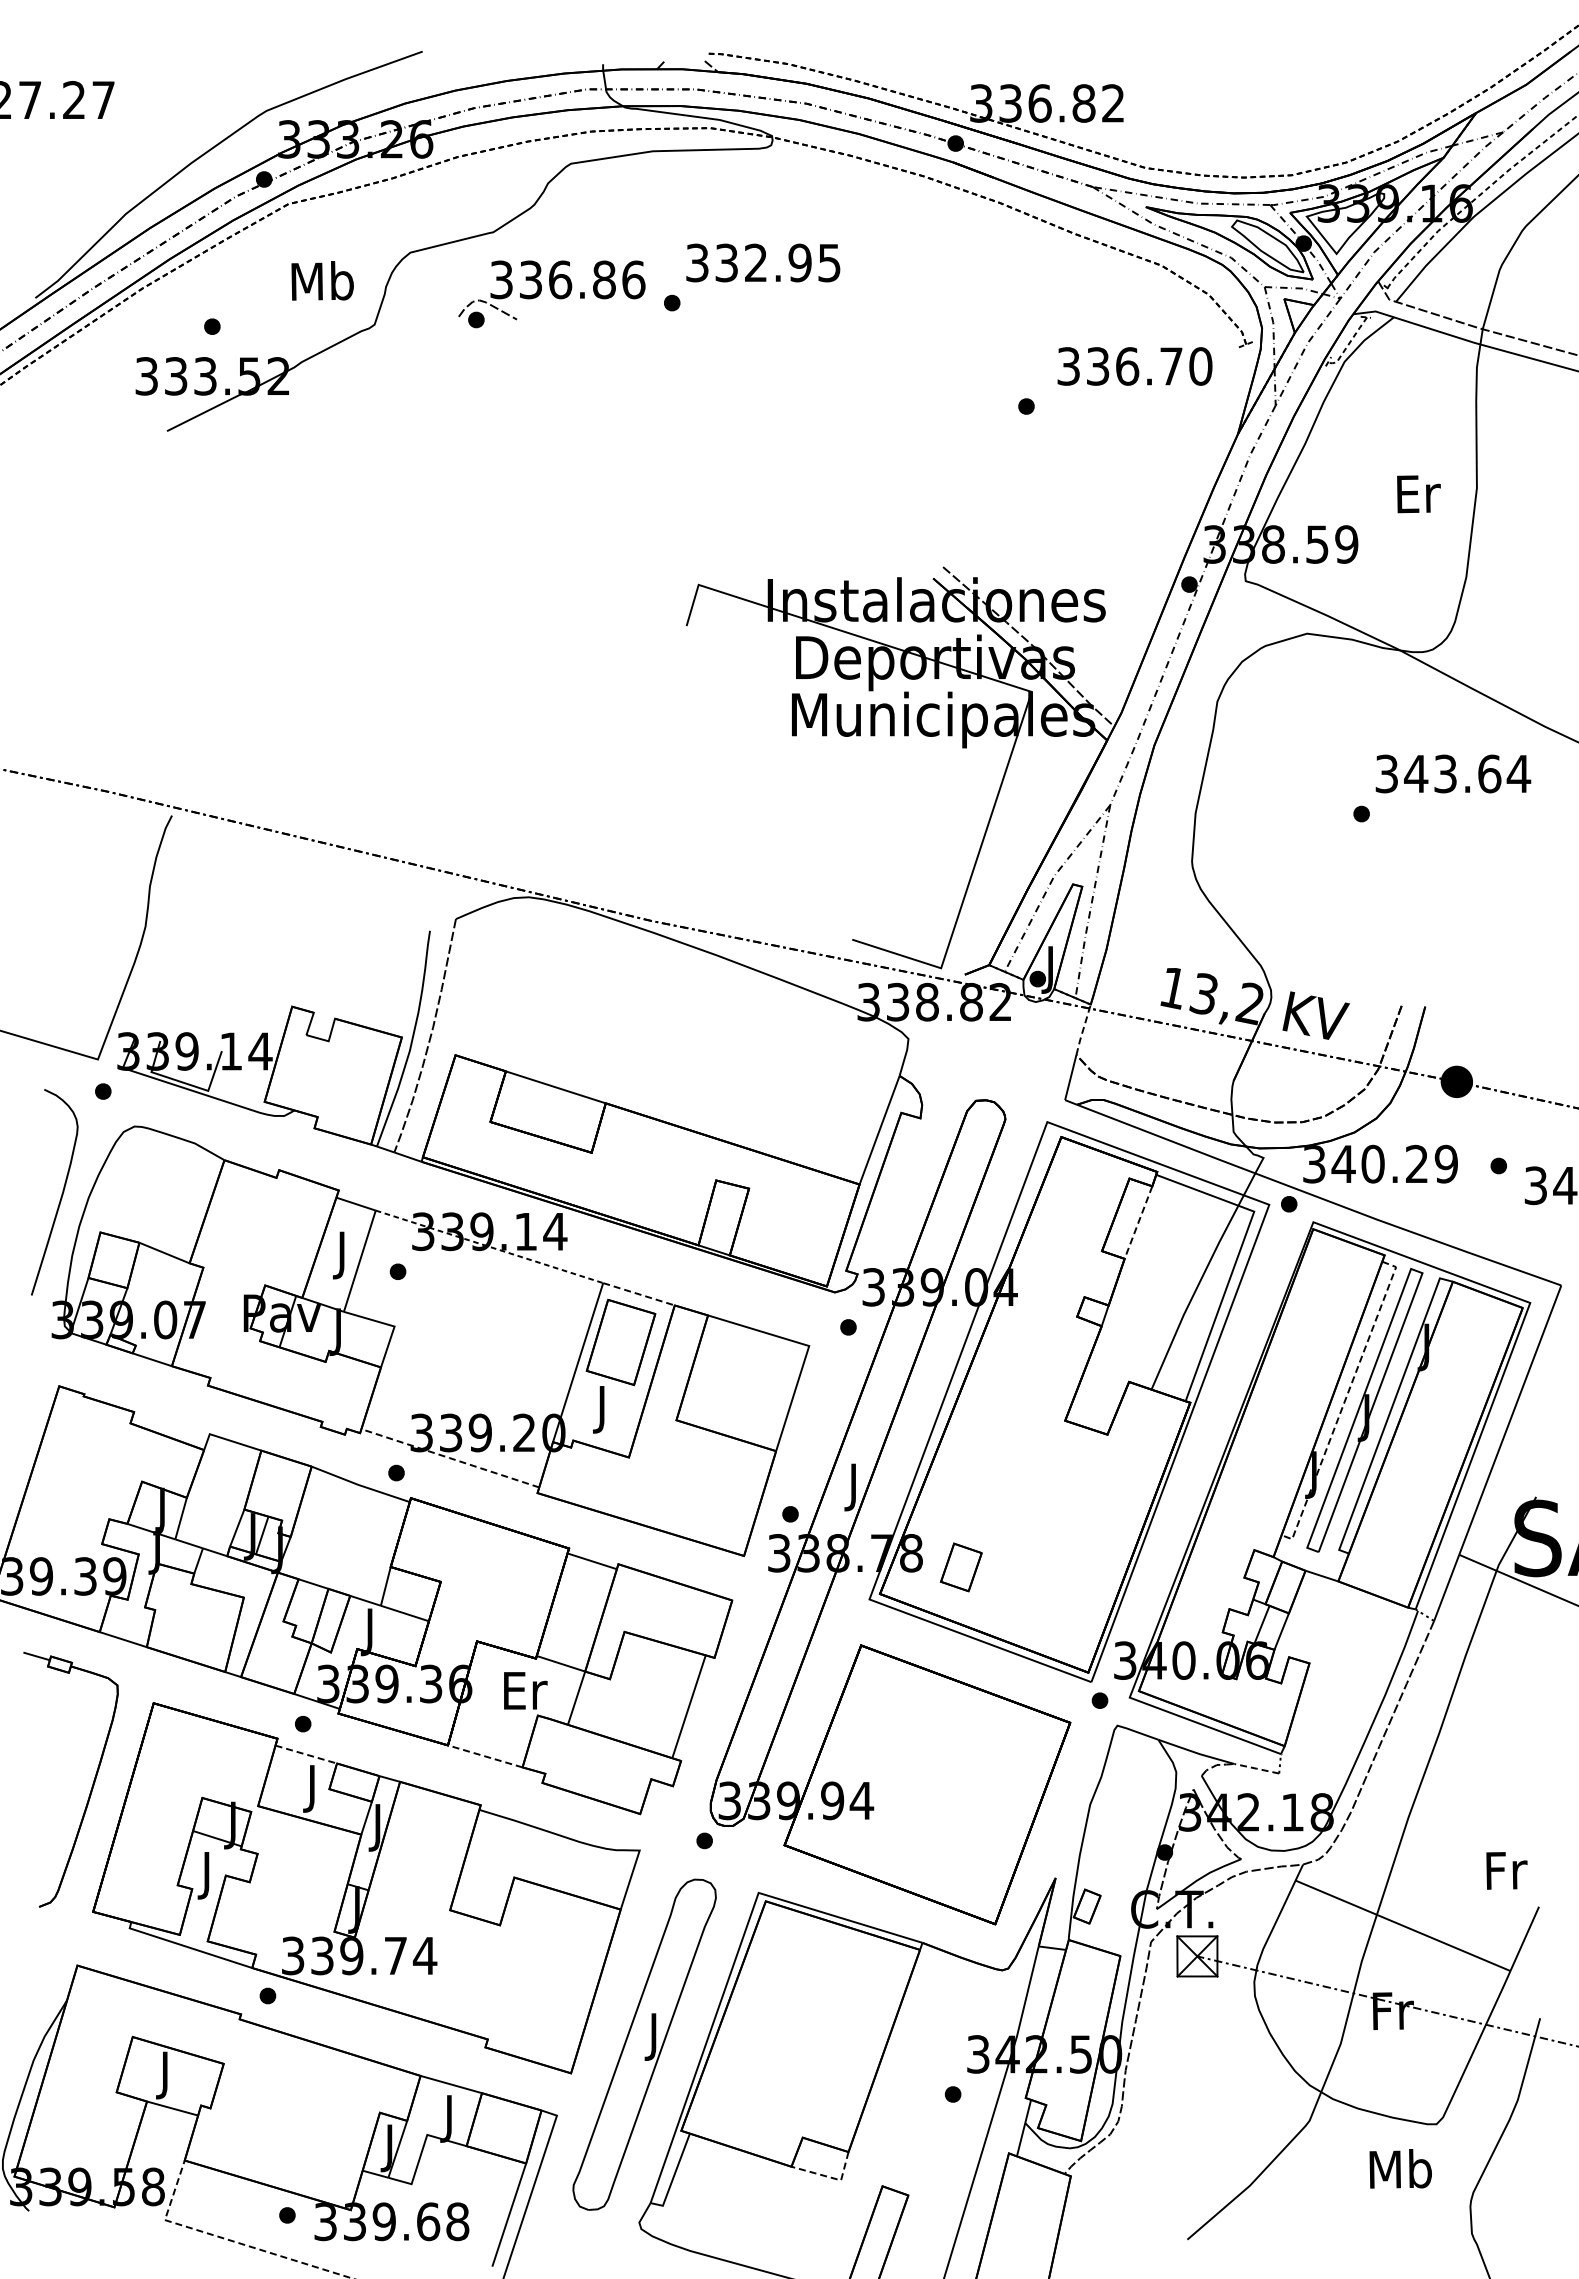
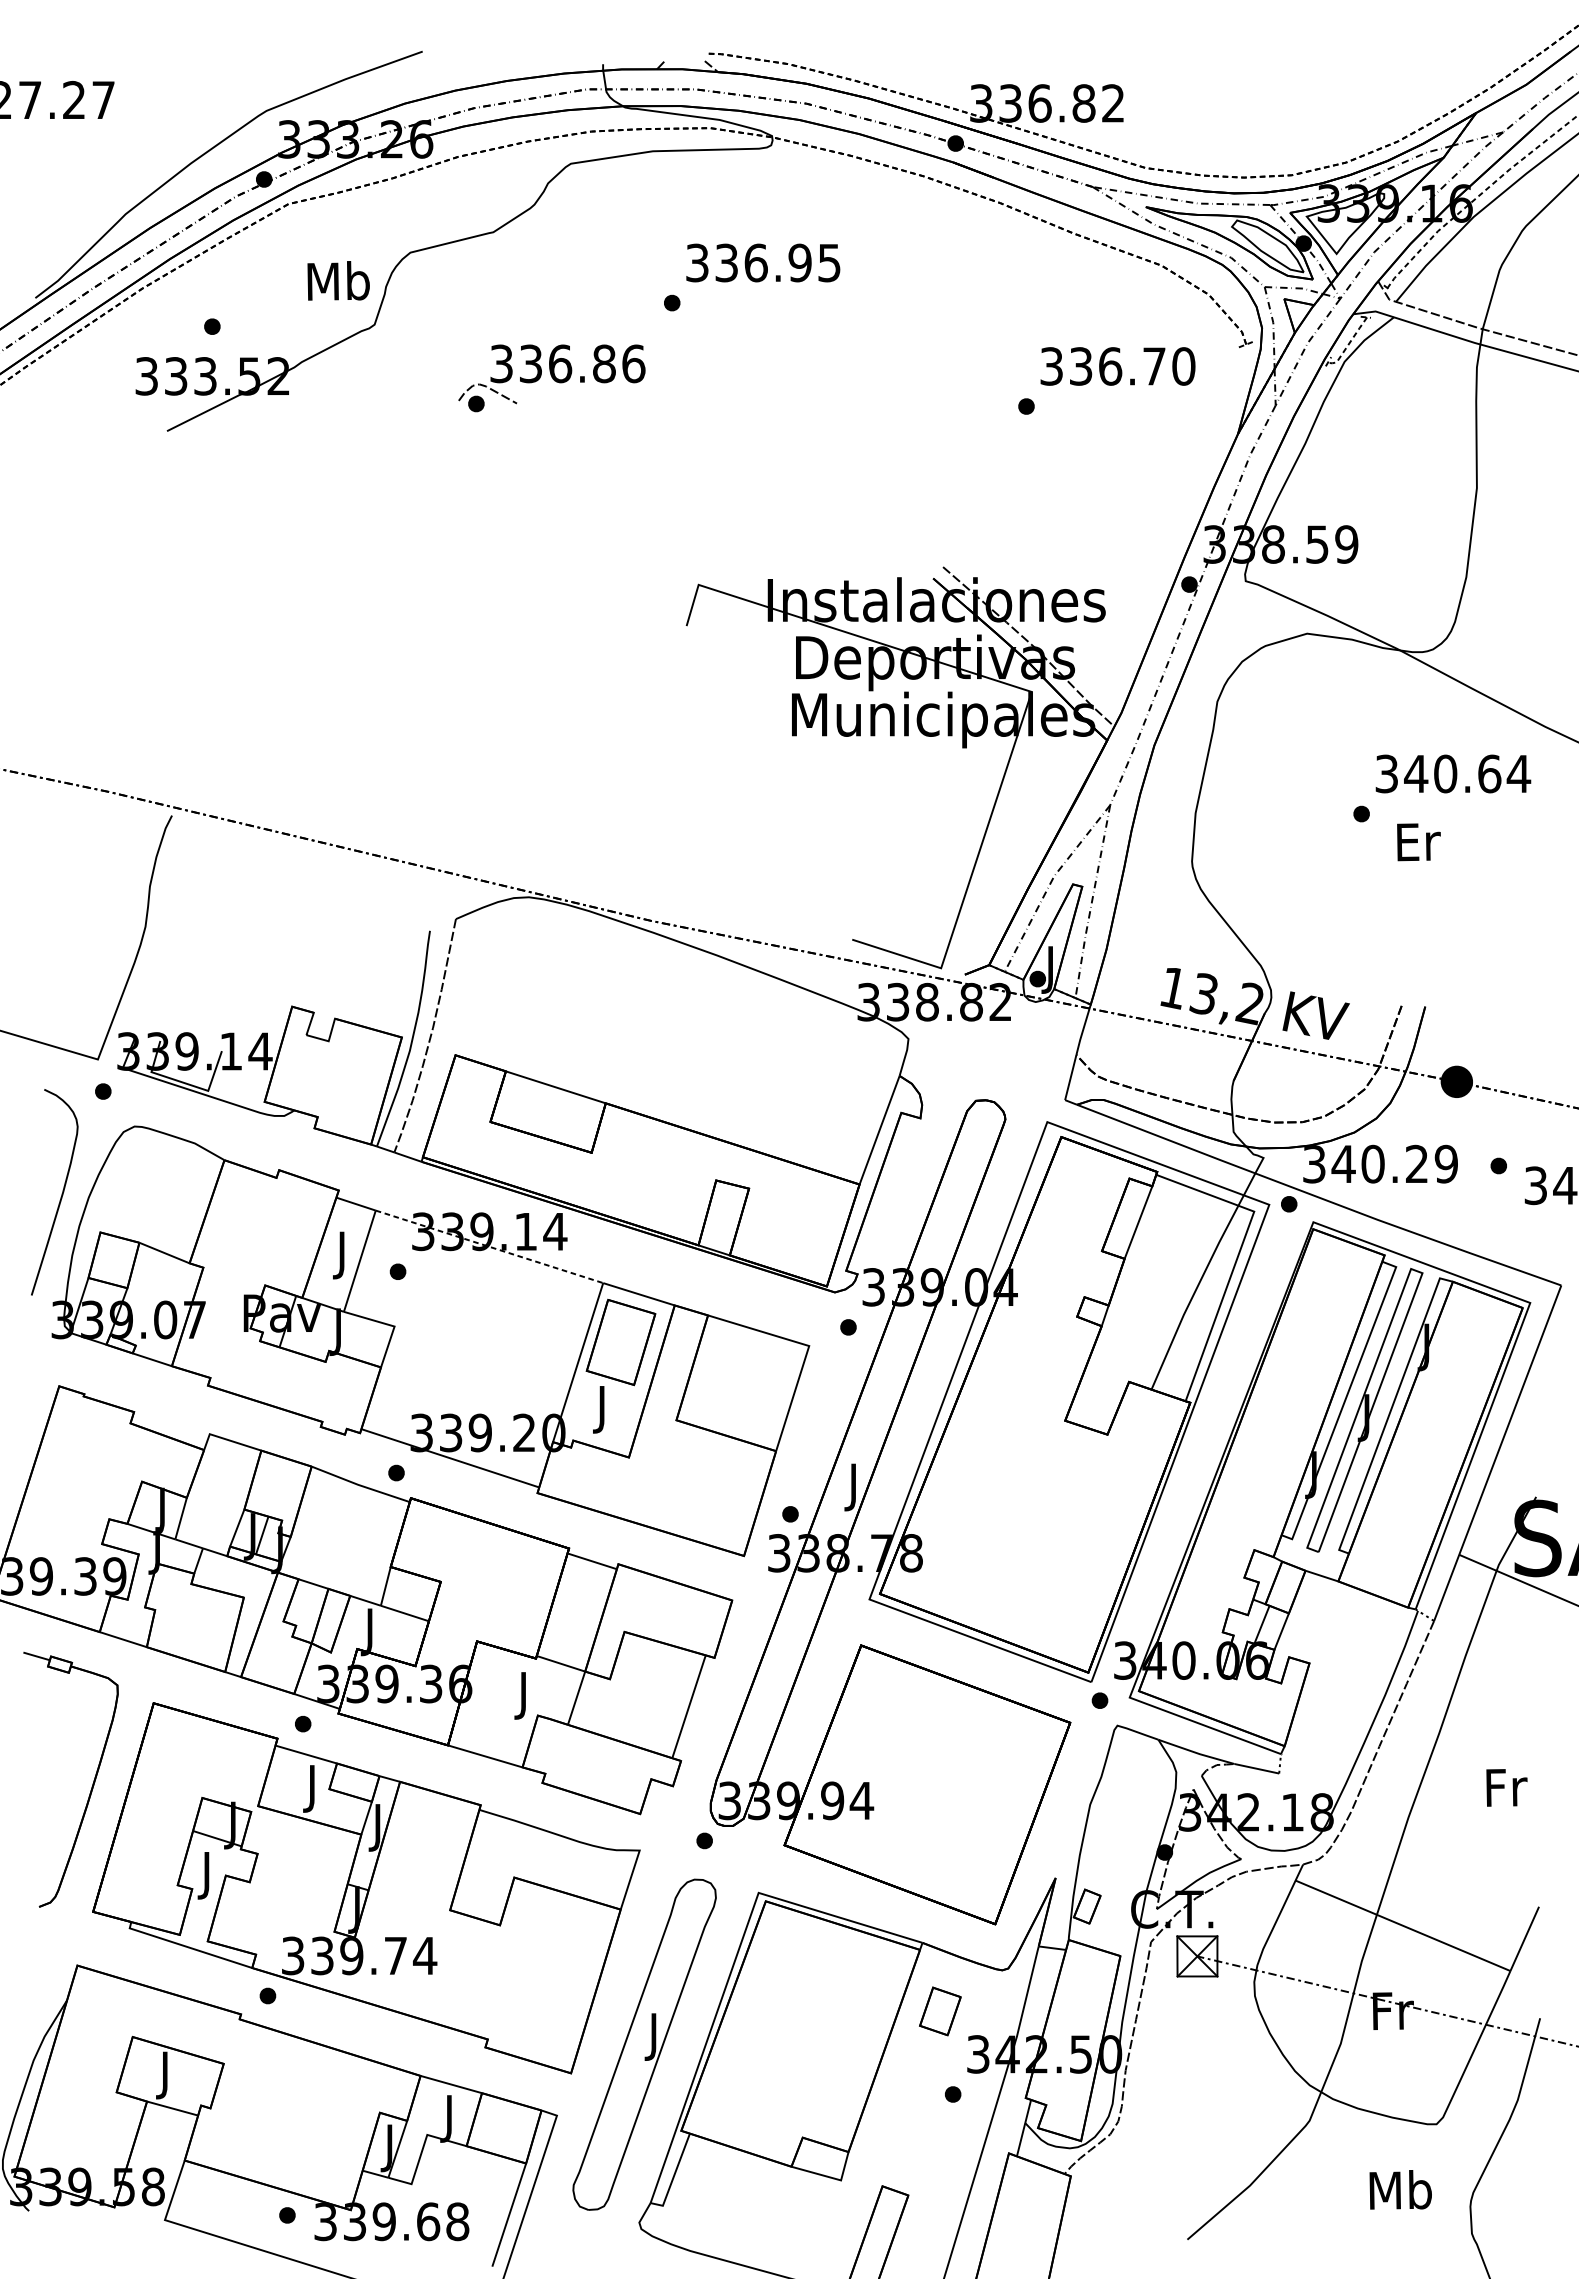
text: 332.95 -> 336.95 (755, 262)
text position: (322, 280) -> (338, 280) (338, 280)
part position: (551, 294) -> (551, 378) (551, 378)
text position: (1134, 366) -> (1117, 366) (1117, 366)
text position: (1418, 494) -> (1418, 842) (1418, 842)
text: 343.64 -> 340.64 (1445, 773)
line: dashed -> solid (1083, 1030)
line: dashed -> solid (1138, 1222)
line: dashed -> solid (639, 1294)
line: dashed -> solid (1344, 1402)
line: dashed -> solid (449, 1458)
part position: (961, 1567) -> (940, 2011) (940, 2011)
text: Er -> J (525, 1695)
line: dashed -> solid (306, 1754)
line: dashed -> solid (485, 1756)
line: dashed -> solid (1256, 1768)
text position: (1506, 1870) -> (1506, 1787) (1506, 1787)
text position: (1400, 2168) -> (1400, 2189) (1400, 2189)
line: dashed -> solid (830, 2177)
line: dashed -> solid (228, 2240)
